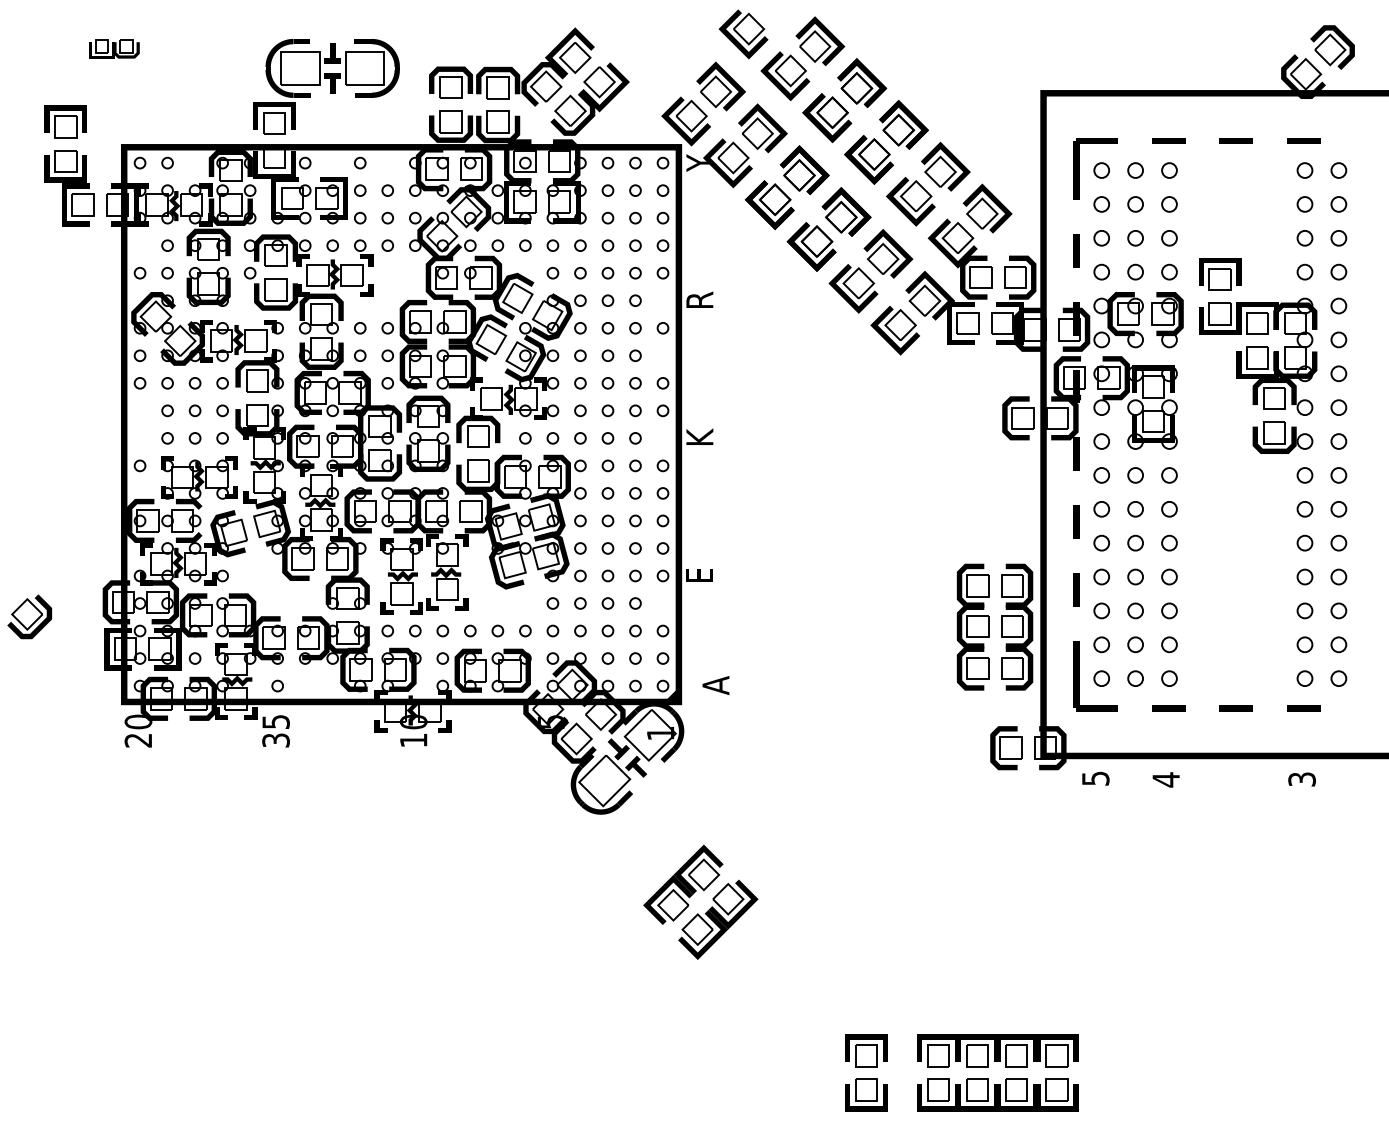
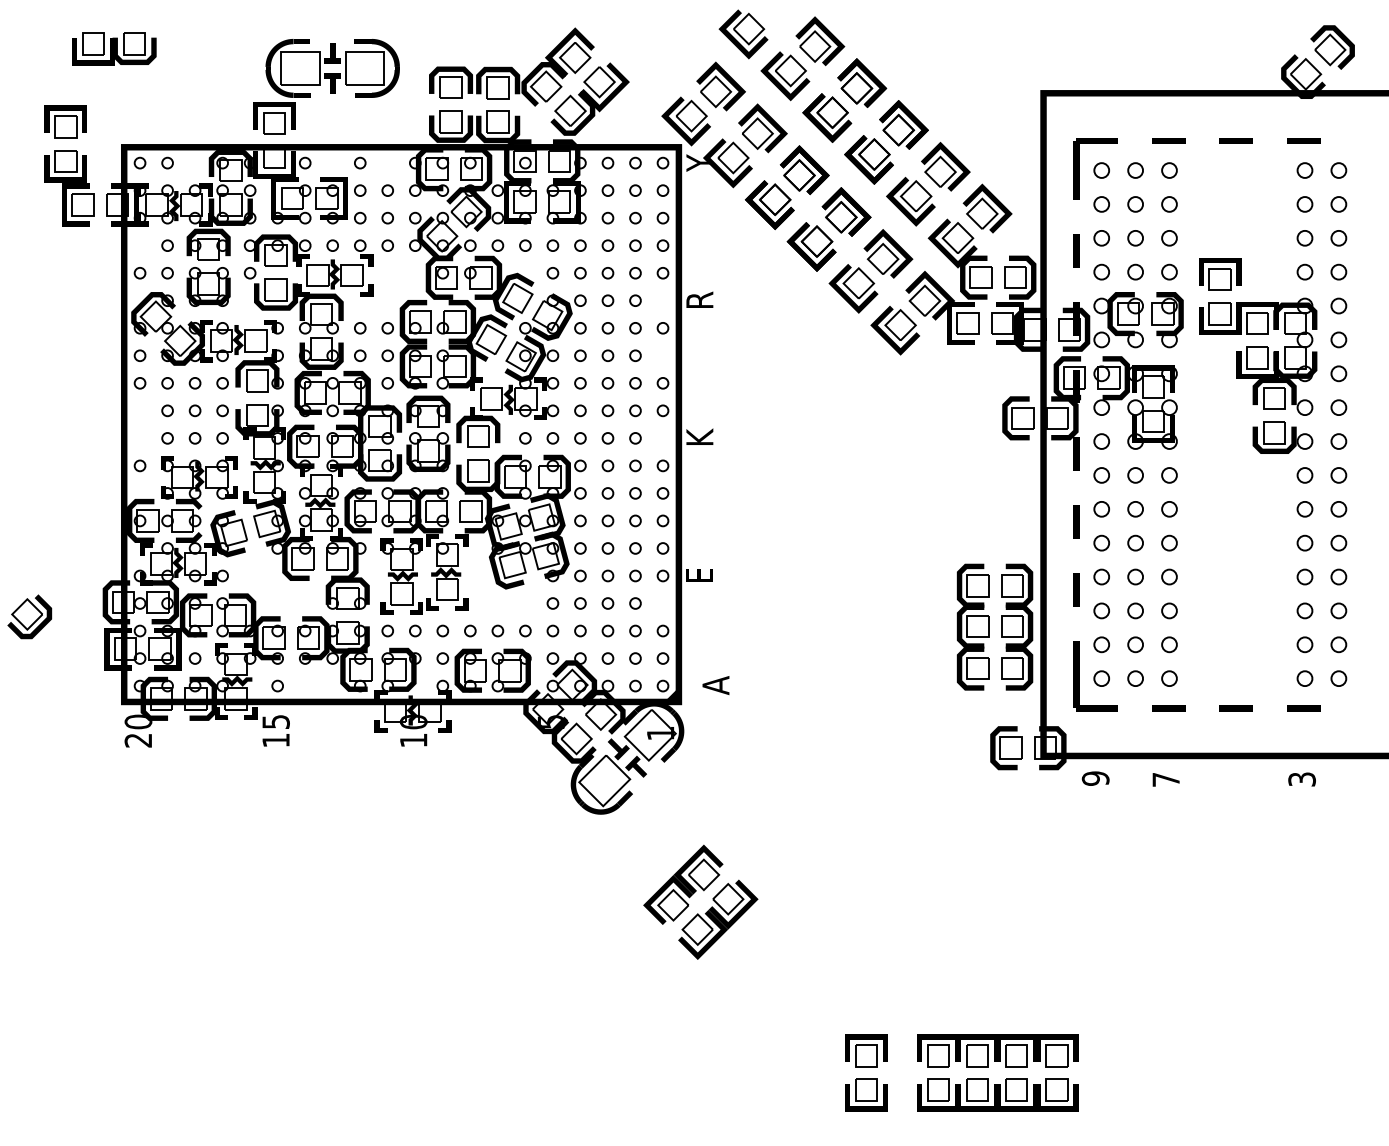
part size: 51x20 px -> 85x34 px (114, 48)
text: 35 -> 15 (275, 740)
text: 5 -> 9 (1095, 778)
text: 4 -> 7 (1165, 779)
